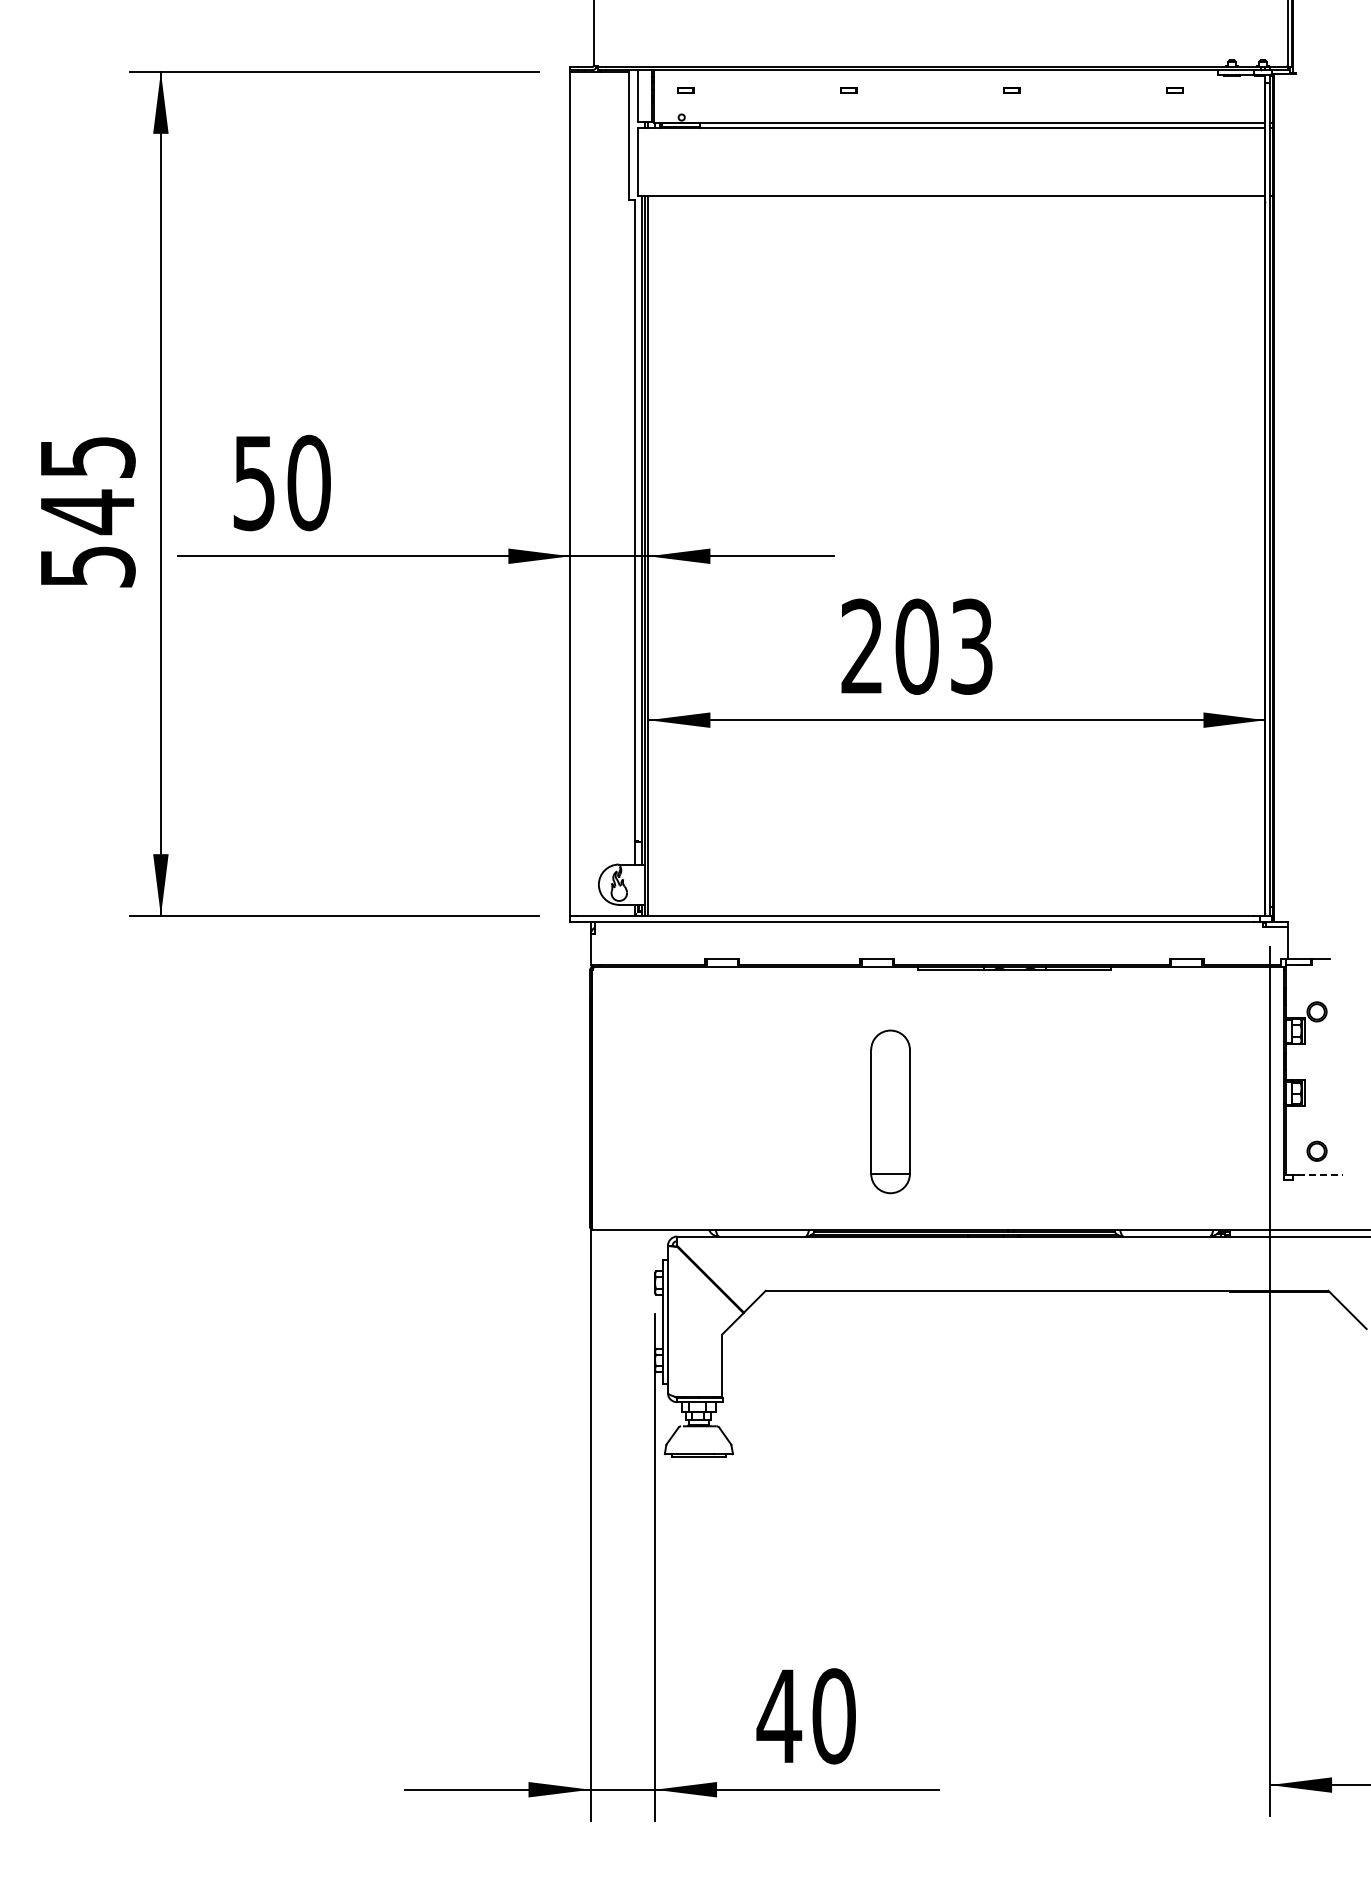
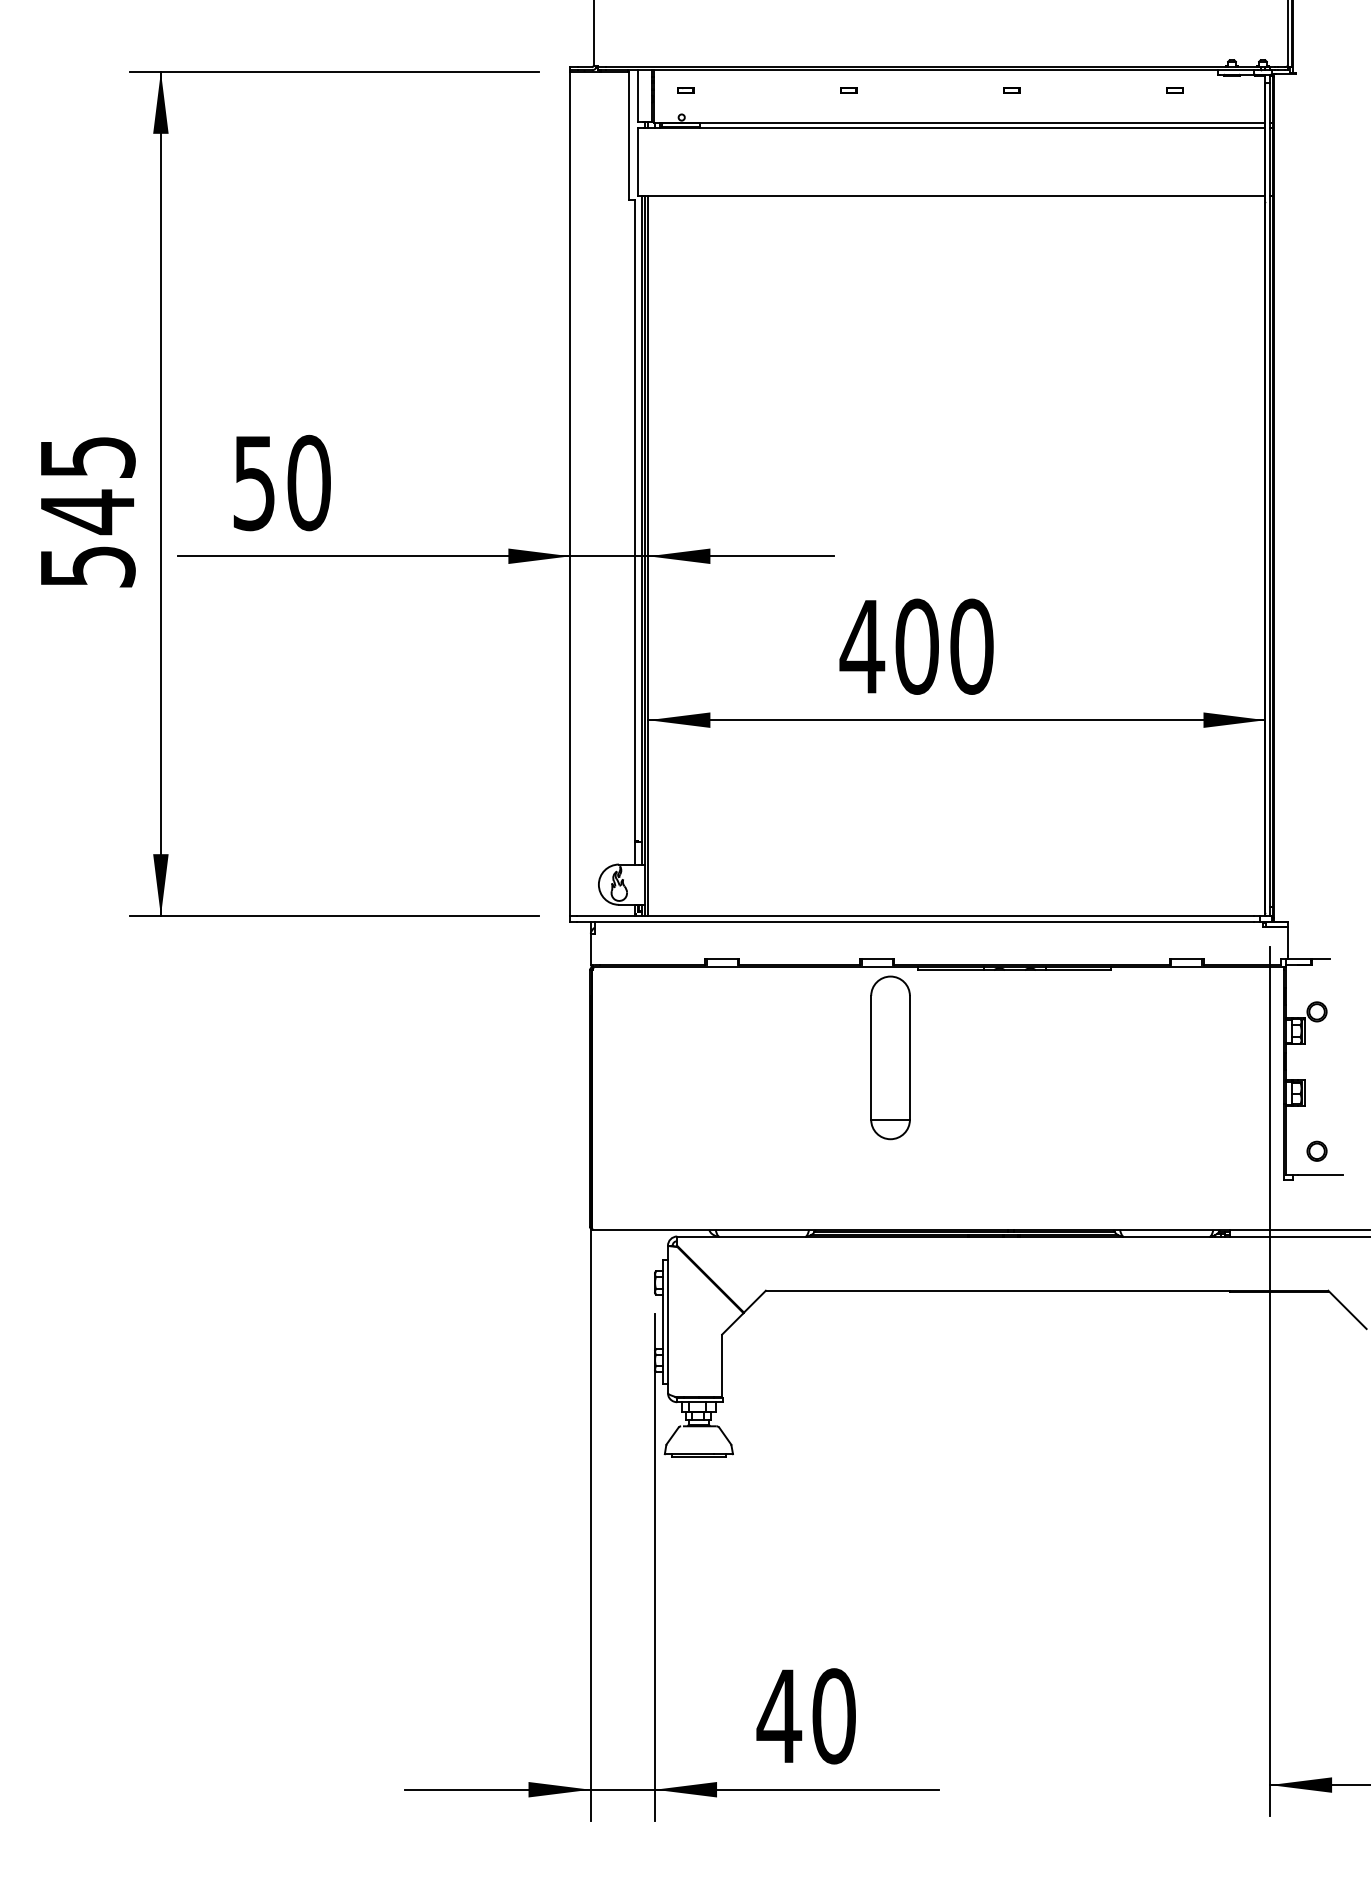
text: 203 -> 400 (916, 646)
part position: (890, 1111) -> (890, 1057) (890, 1057)
line: dashed -> solid (1321, 1174)
